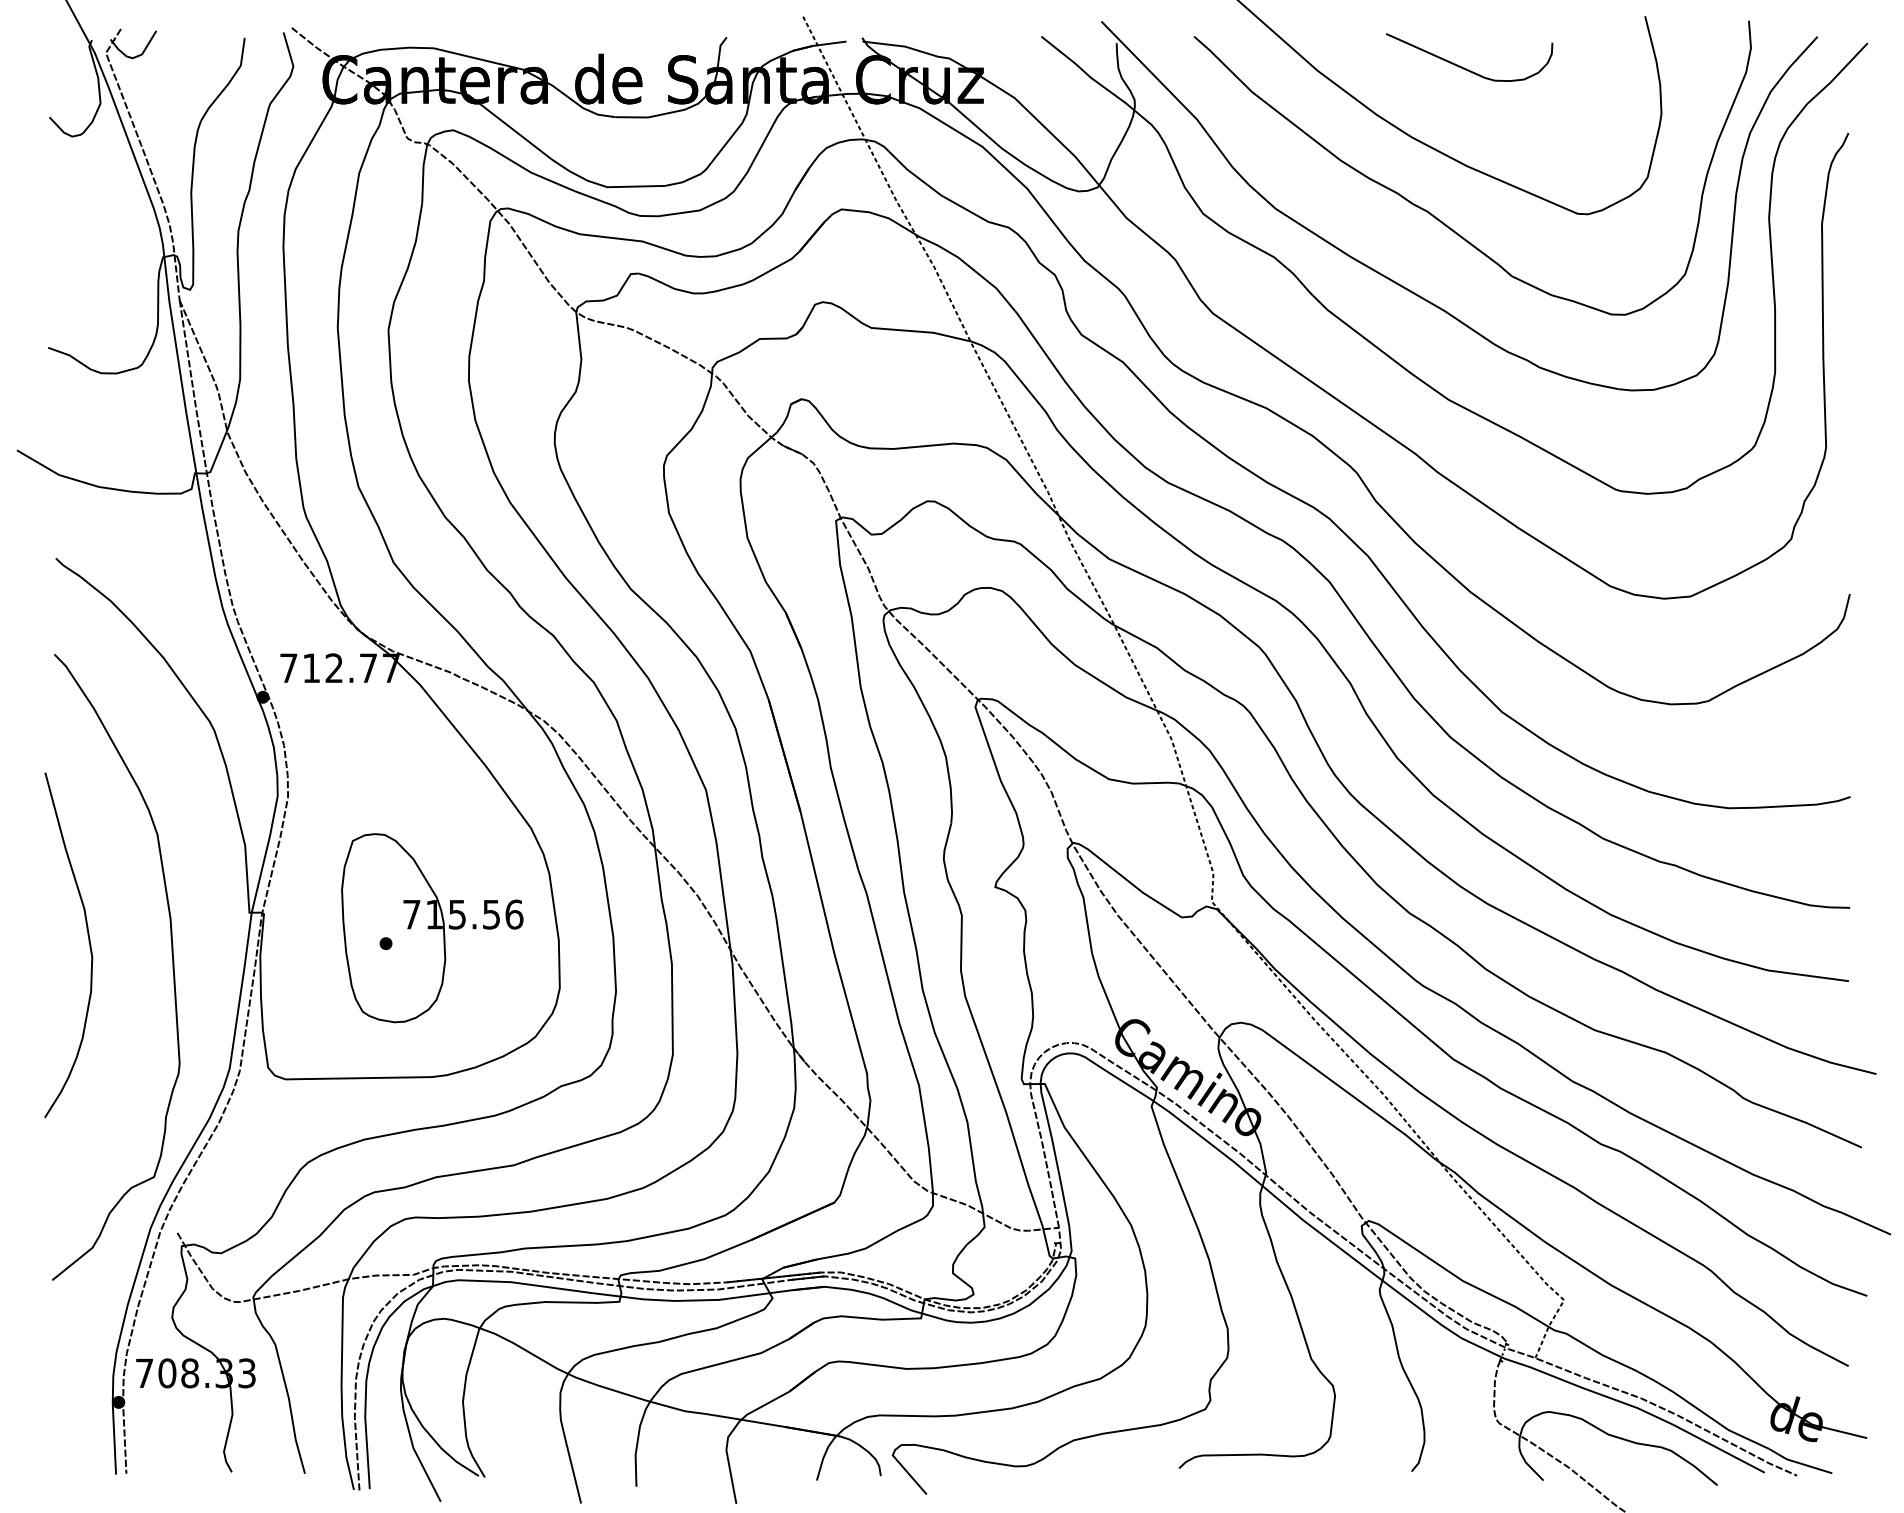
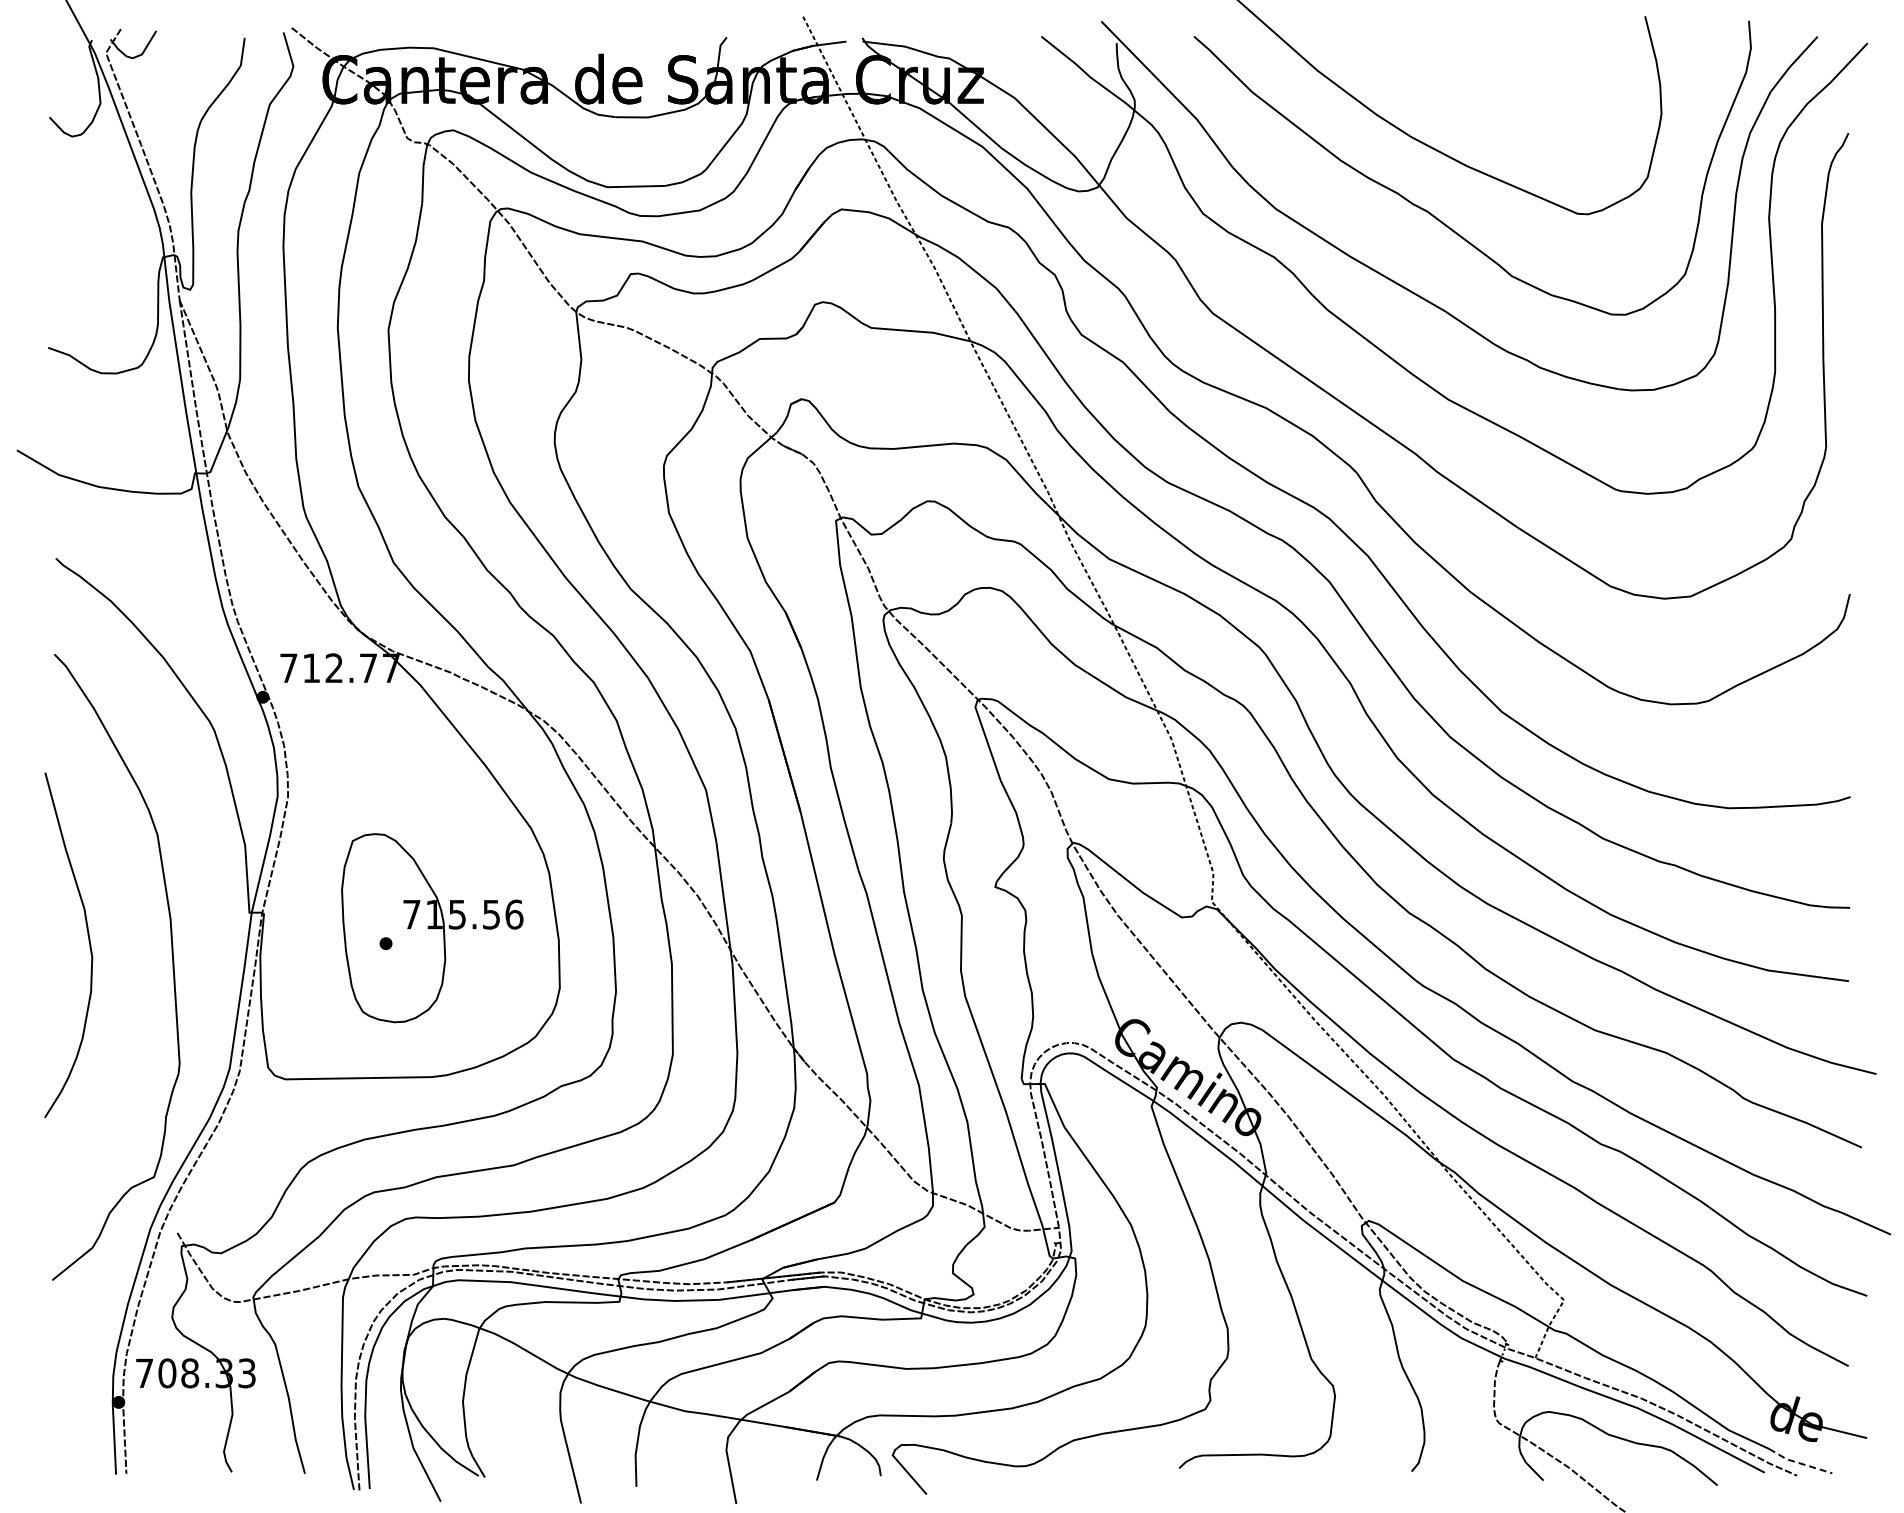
curve: present -> none (1464, 67)
line: solid -> dashed (1799, 1463)
